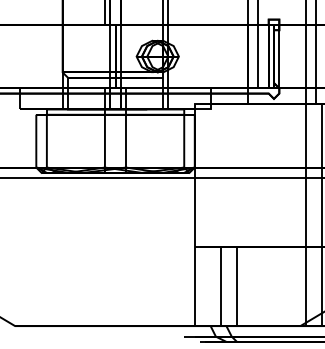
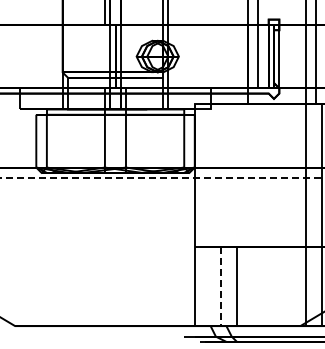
line: solid -> dashed (162, 178)
line: solid -> dashed (221, 286)
